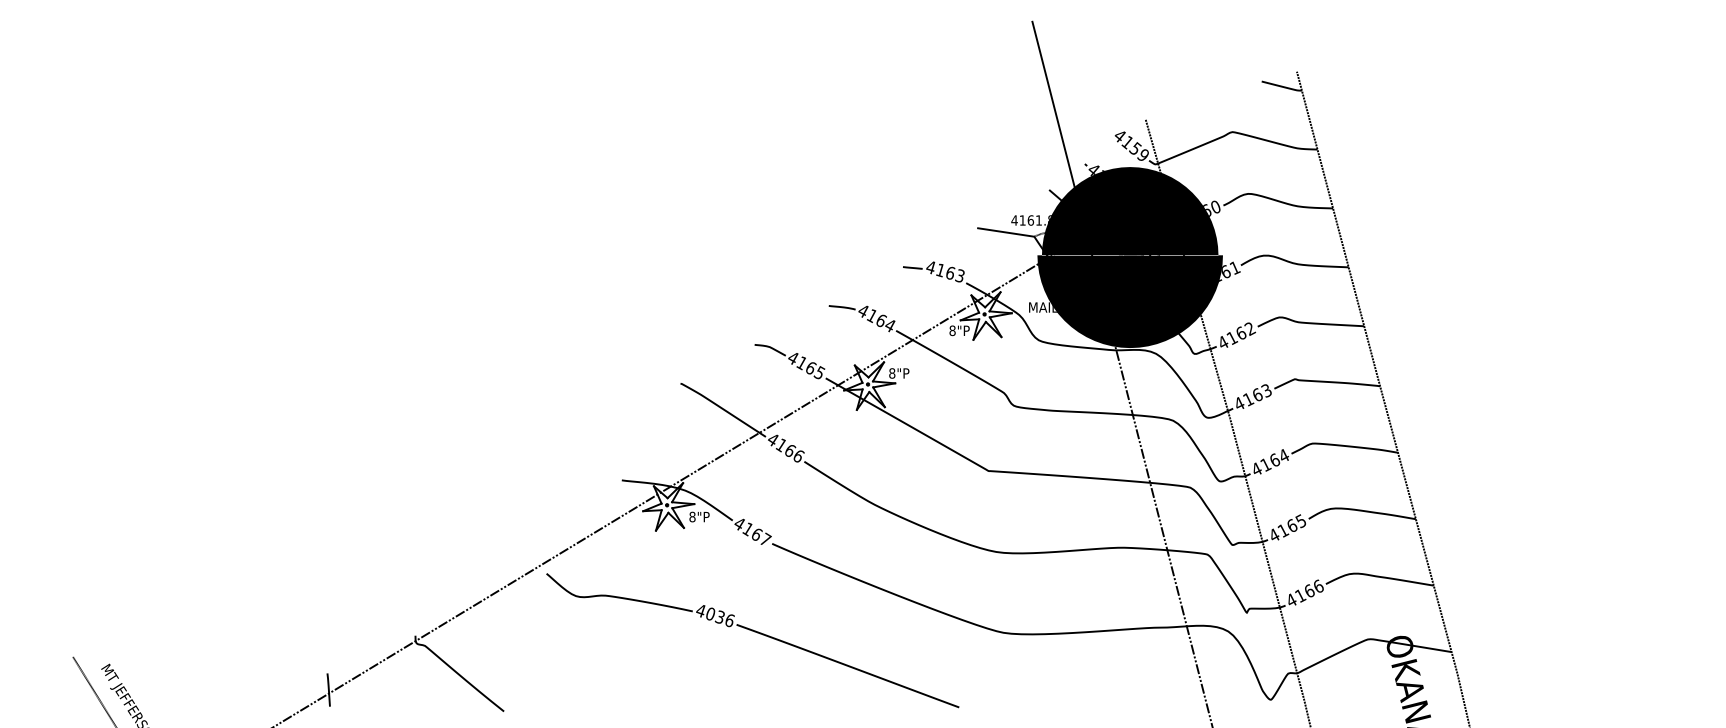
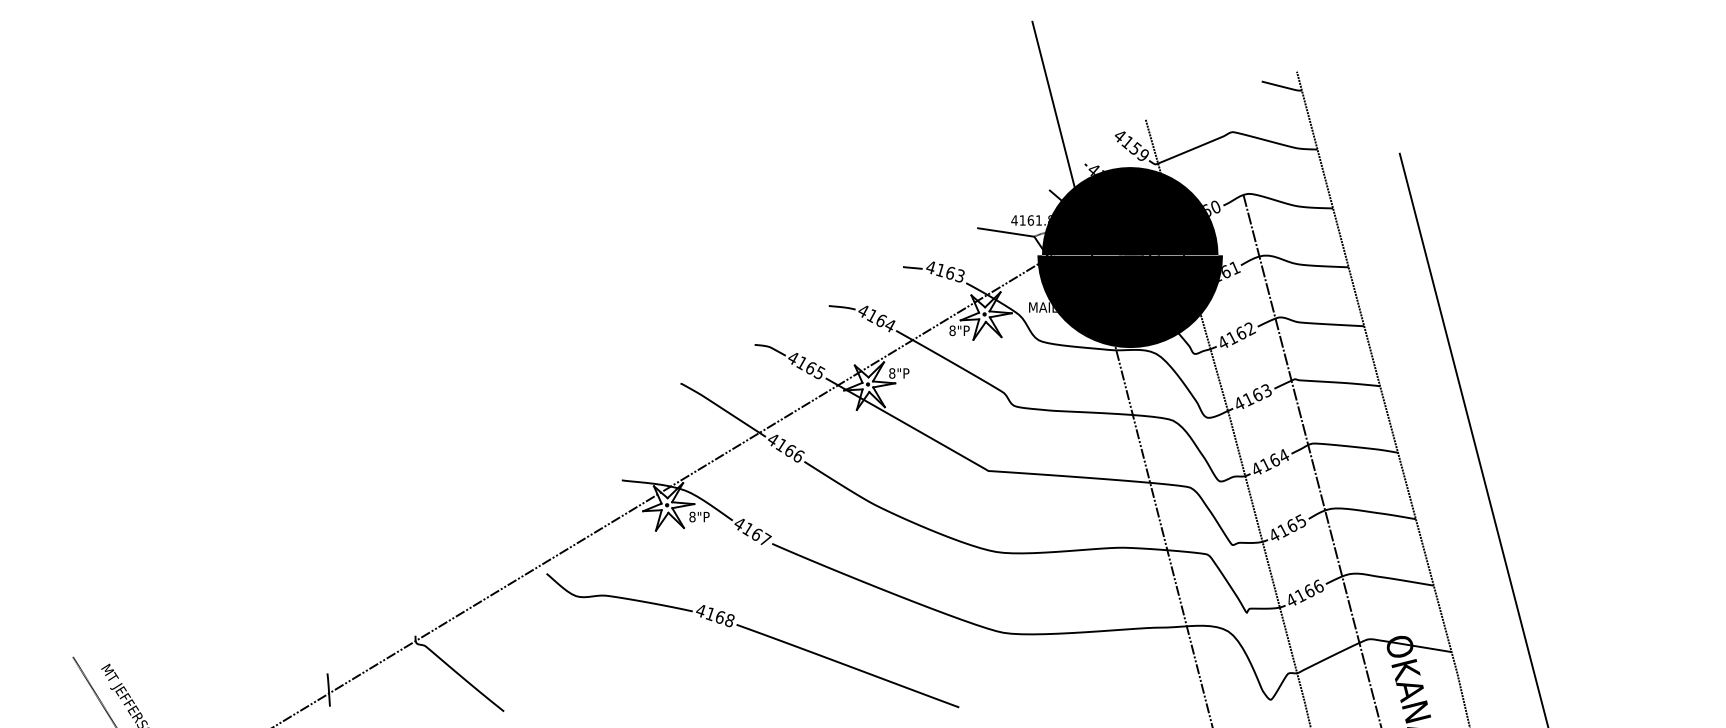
line: none -> present (1473, 438)
line: none -> present (1311, 459)
text: 4036 -> 4168 (720, 616)
